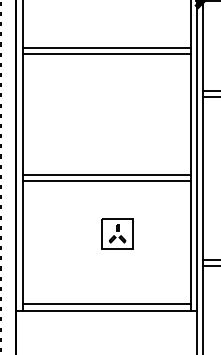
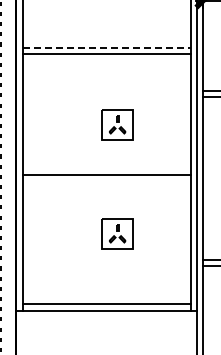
line: solid -> dashed (107, 48)
part: none -> present (117, 124)
line: present -> none (106, 180)
